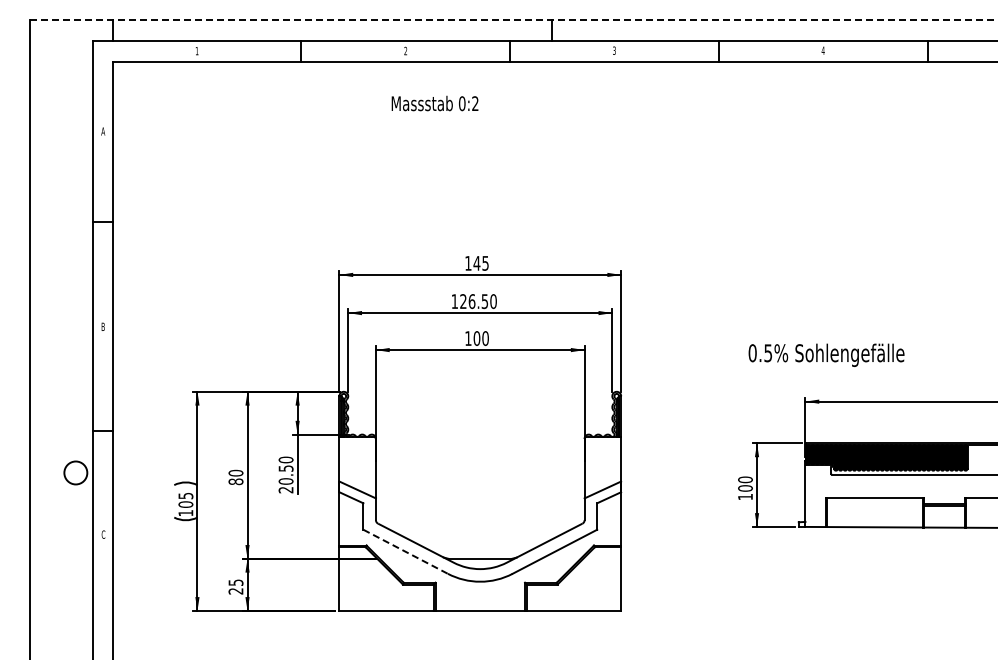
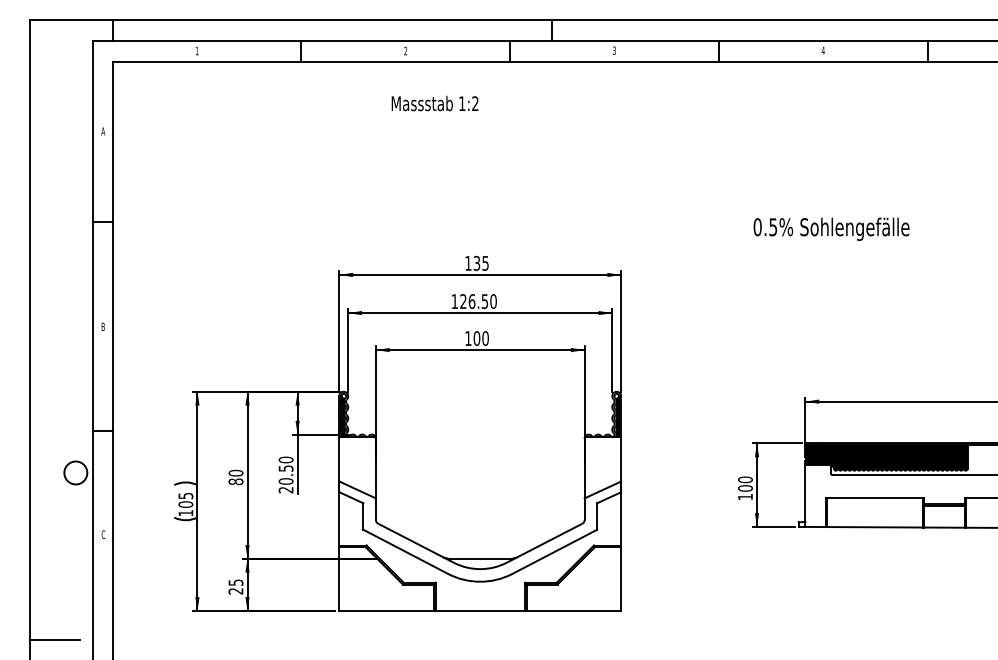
line: dashed -> solid (513, 20)
text: 0:2 -> 1:2 (461, 103)
text: 145 -> 135 (476, 262)
text position: (826, 354) -> (831, 228) (831, 228)
line: dashed -> solid (405, 551)
line: none -> present (54, 639)
